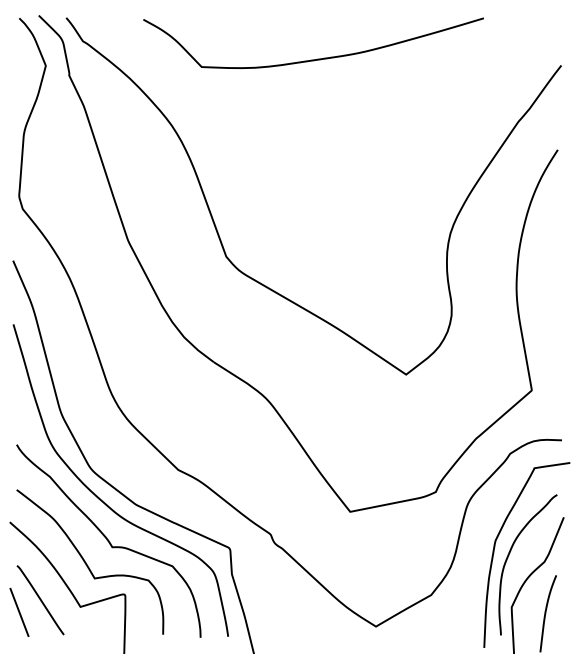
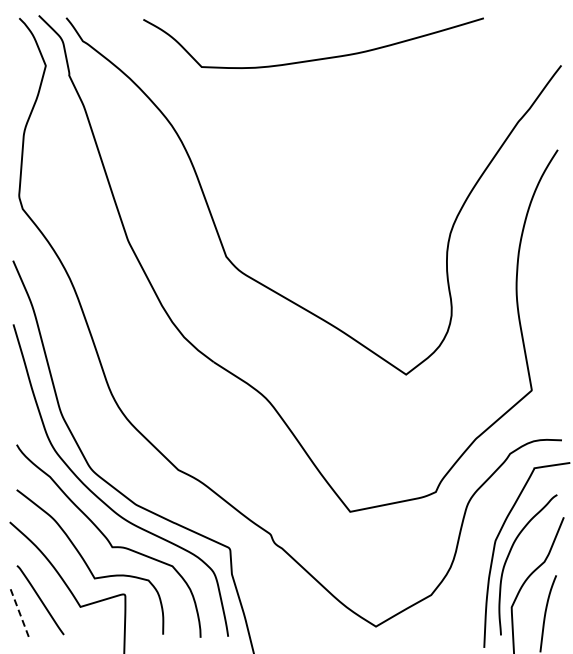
line: solid -> dashed (19, 611)
